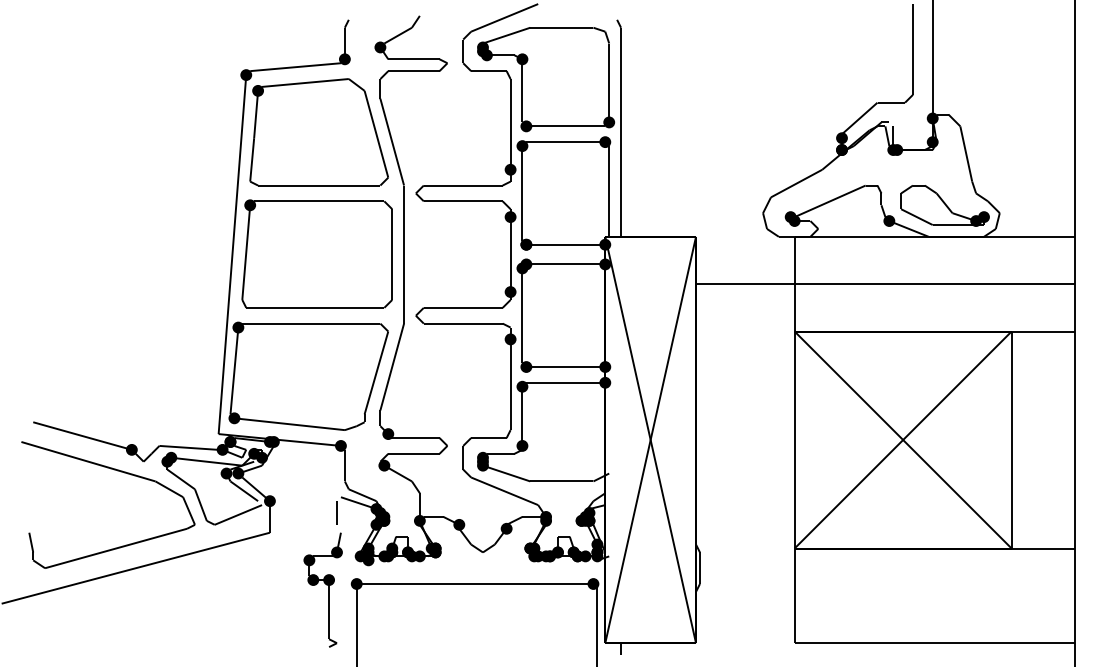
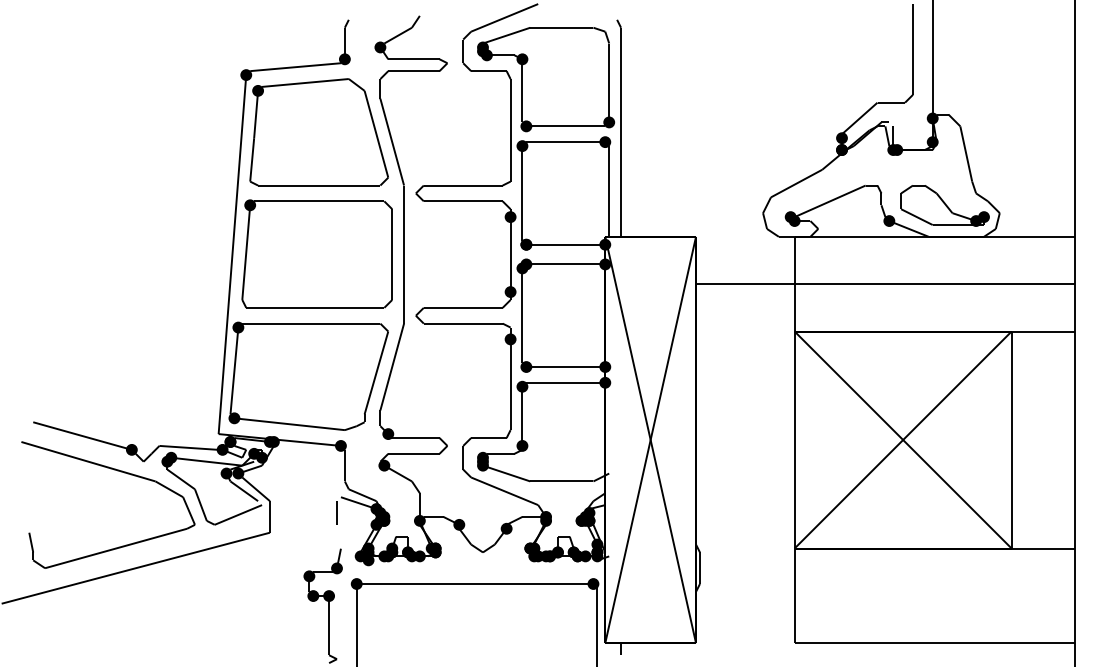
fill: present -> none (510, 169)
fill: present -> none (269, 501)
part position: (322, 589) -> (322, 605) (322, 605)
